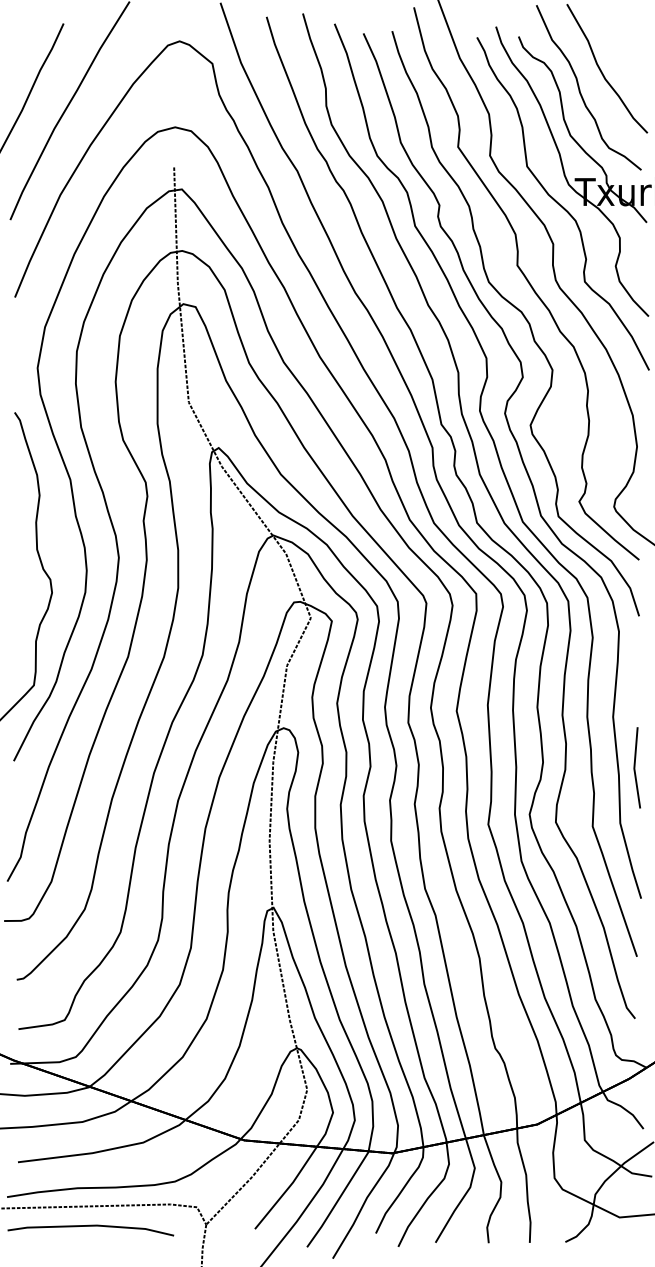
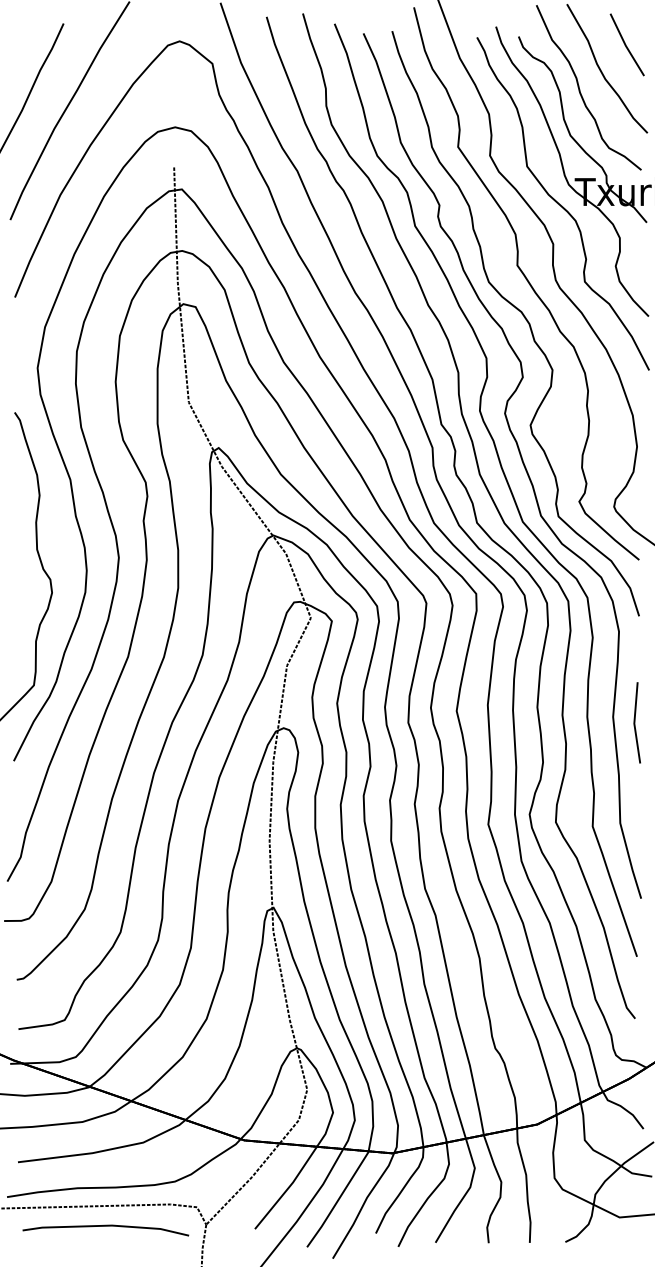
part: none -> present (626, 44)
line position: (635, 767) -> (635, 722) (635, 722)
line position: (90, 1226) -> (105, 1226) (105, 1226)
